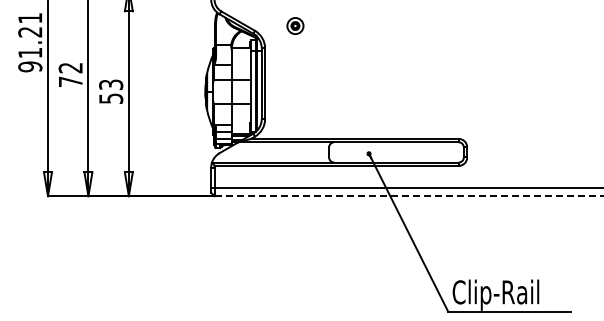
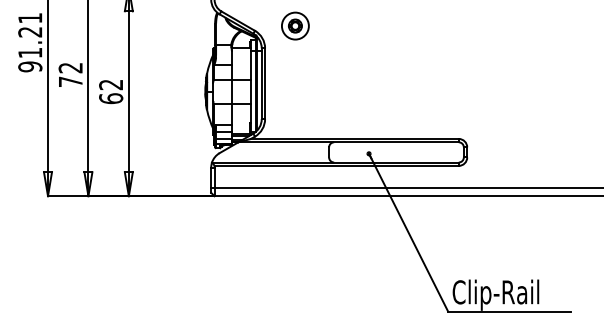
part size: 19x18 px -> 29x30 px (295, 25)
text: 53 -> 62 (111, 91)
line: dashed -> solid (409, 196)
